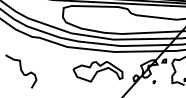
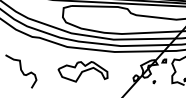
part position: (97, 71) -> (82, 71) (82, 71)
